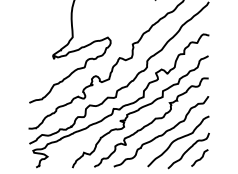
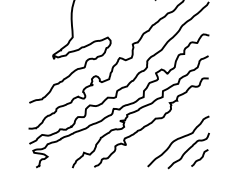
curve: present -> none (163, 132)
